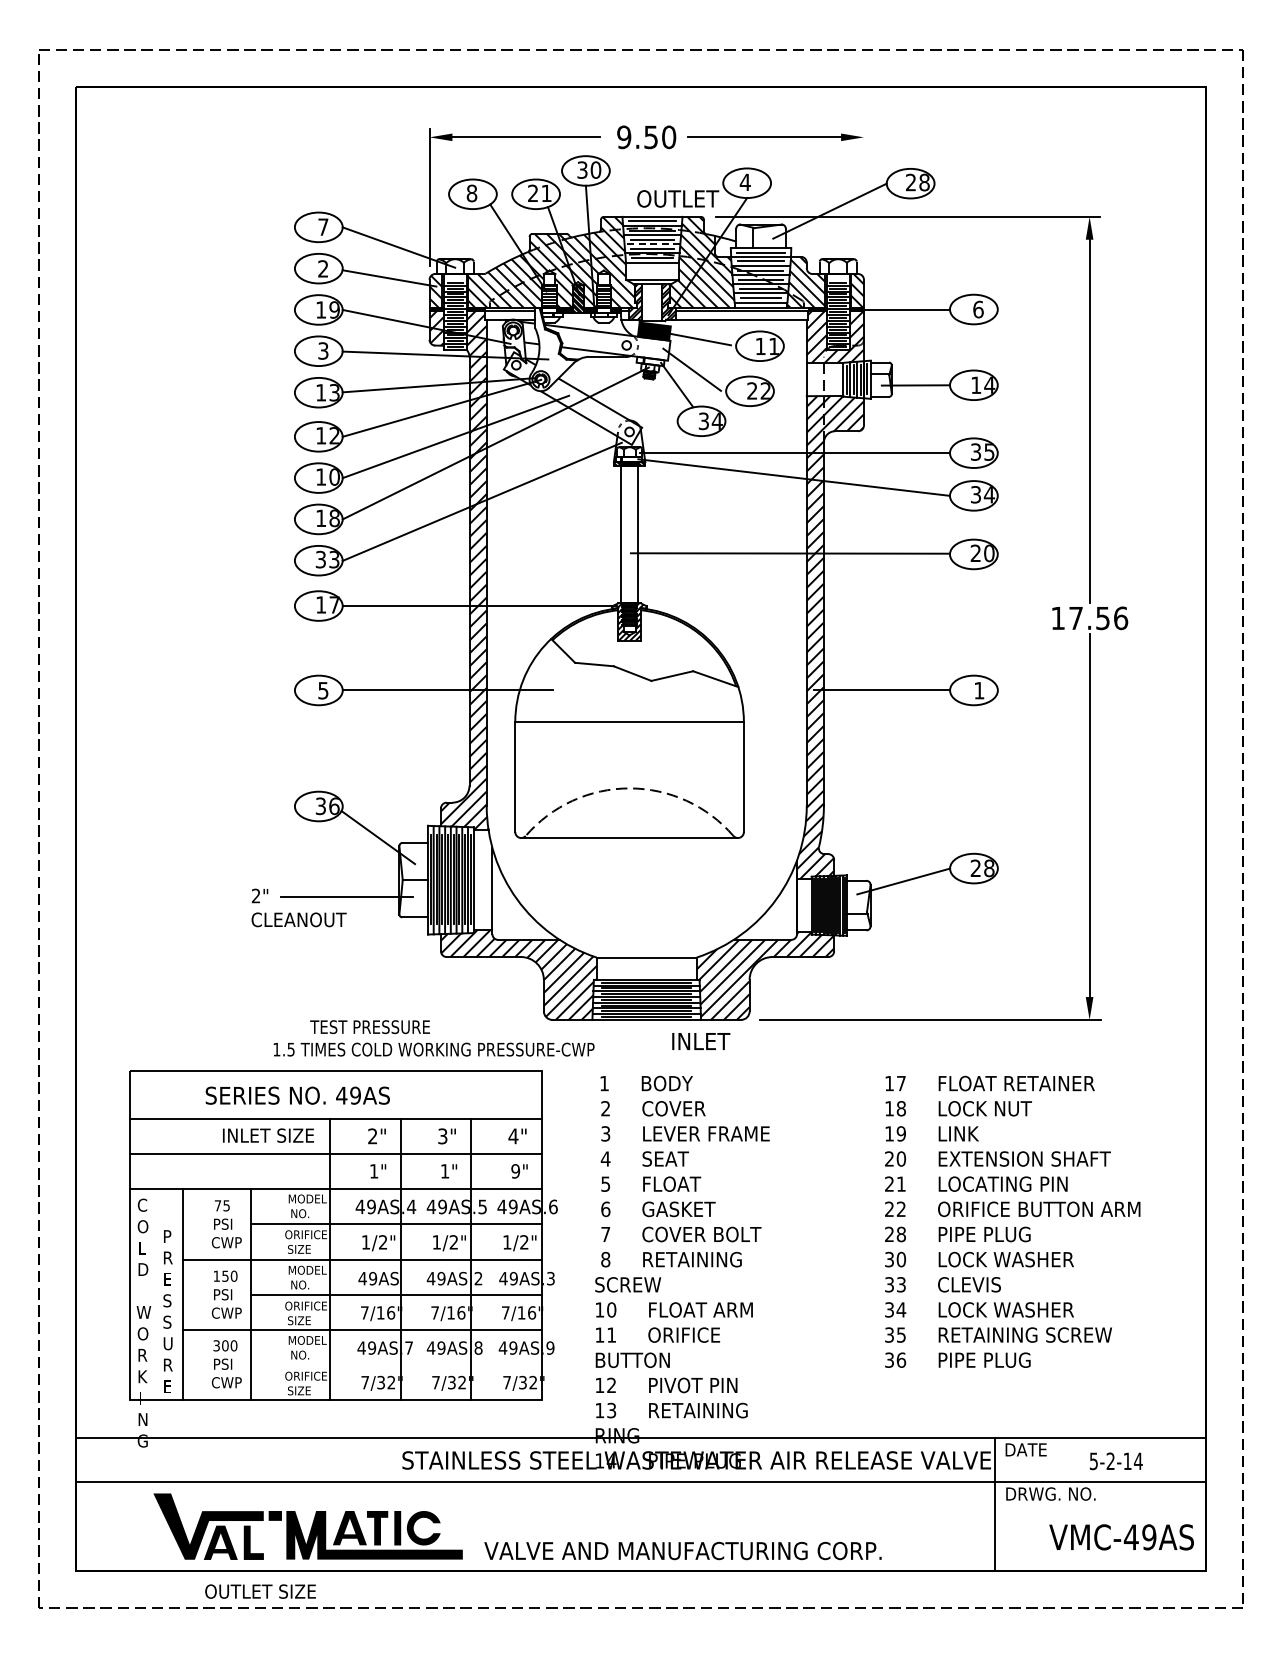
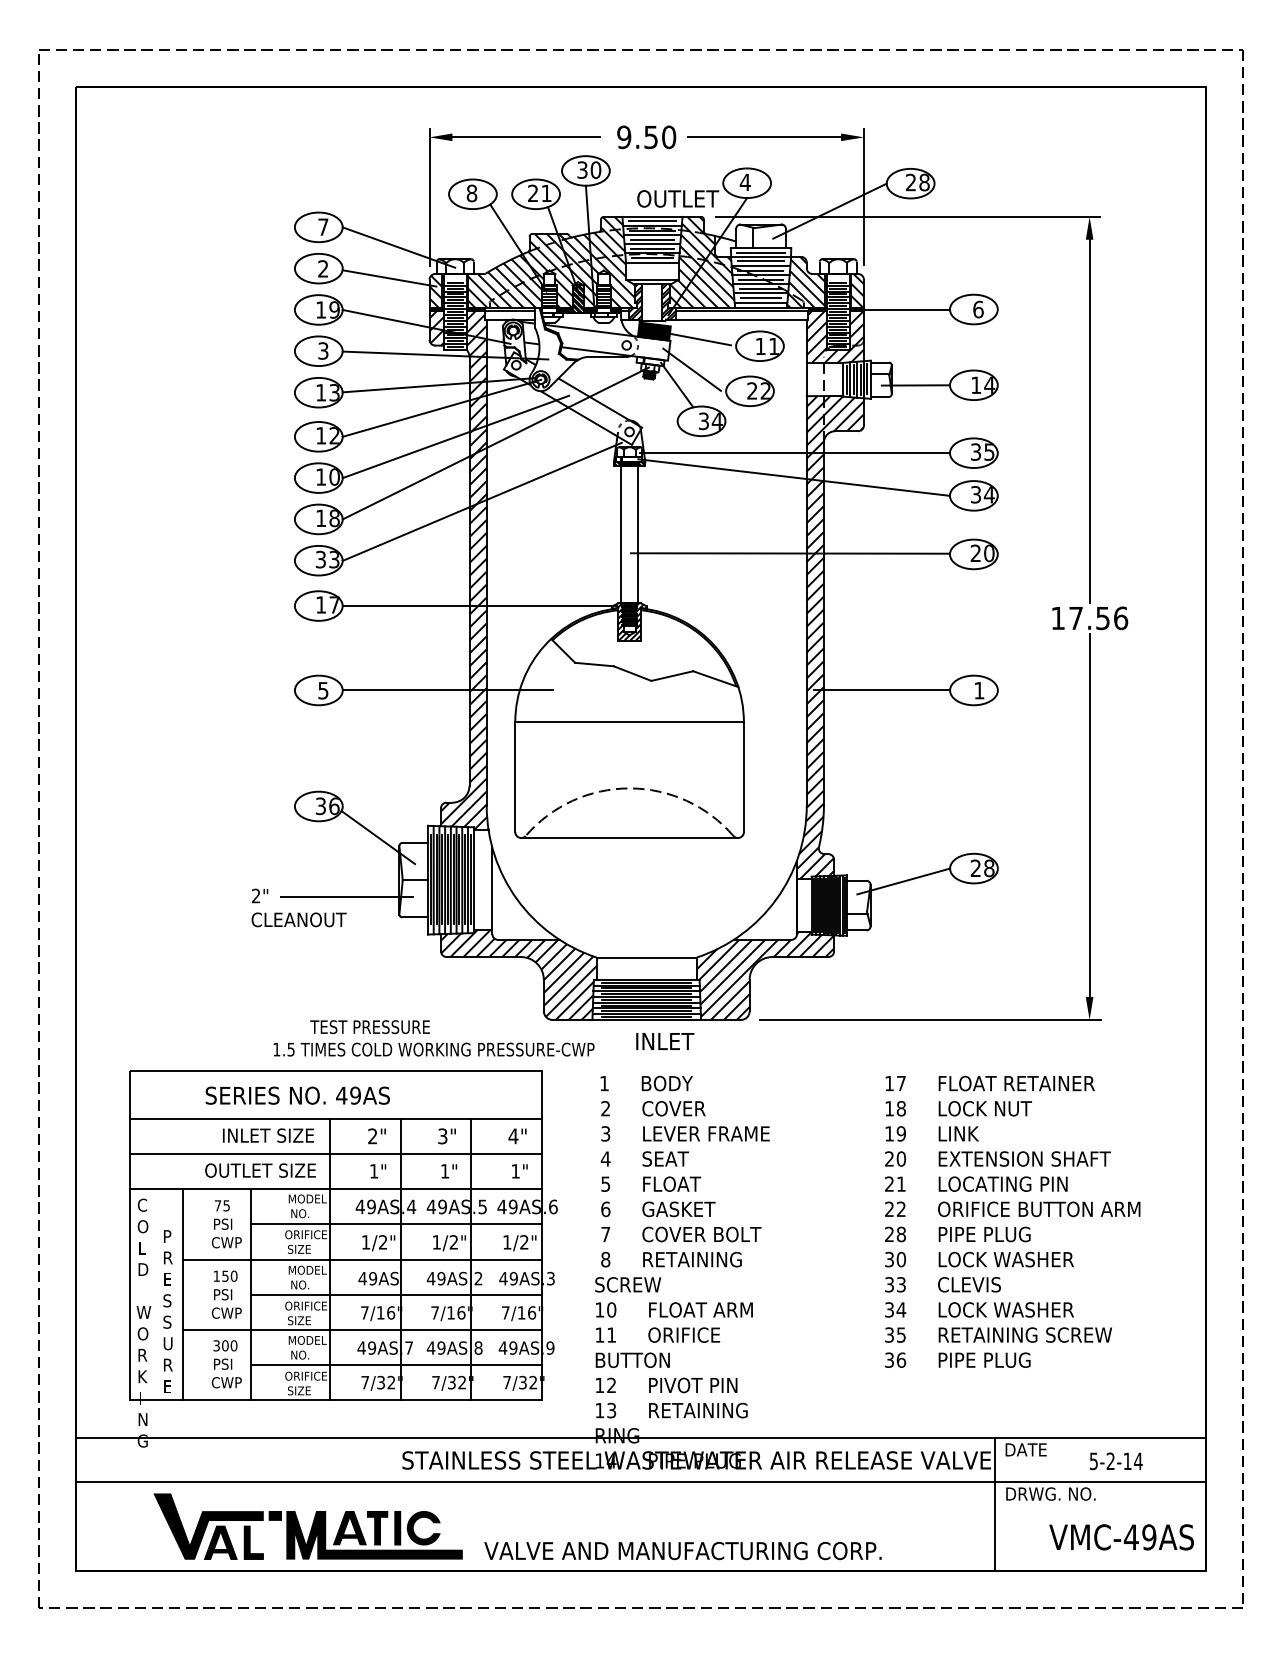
line: none -> present (863, 196)
line: dashed -> solid (652, 244)
text position: (701, 1041) -> (665, 1041) (665, 1041)
text: 9" -> 1" (515, 1171)
line: none -> present (396, 1365)
text position: (260, 1591) -> (260, 1170) (260, 1170)
